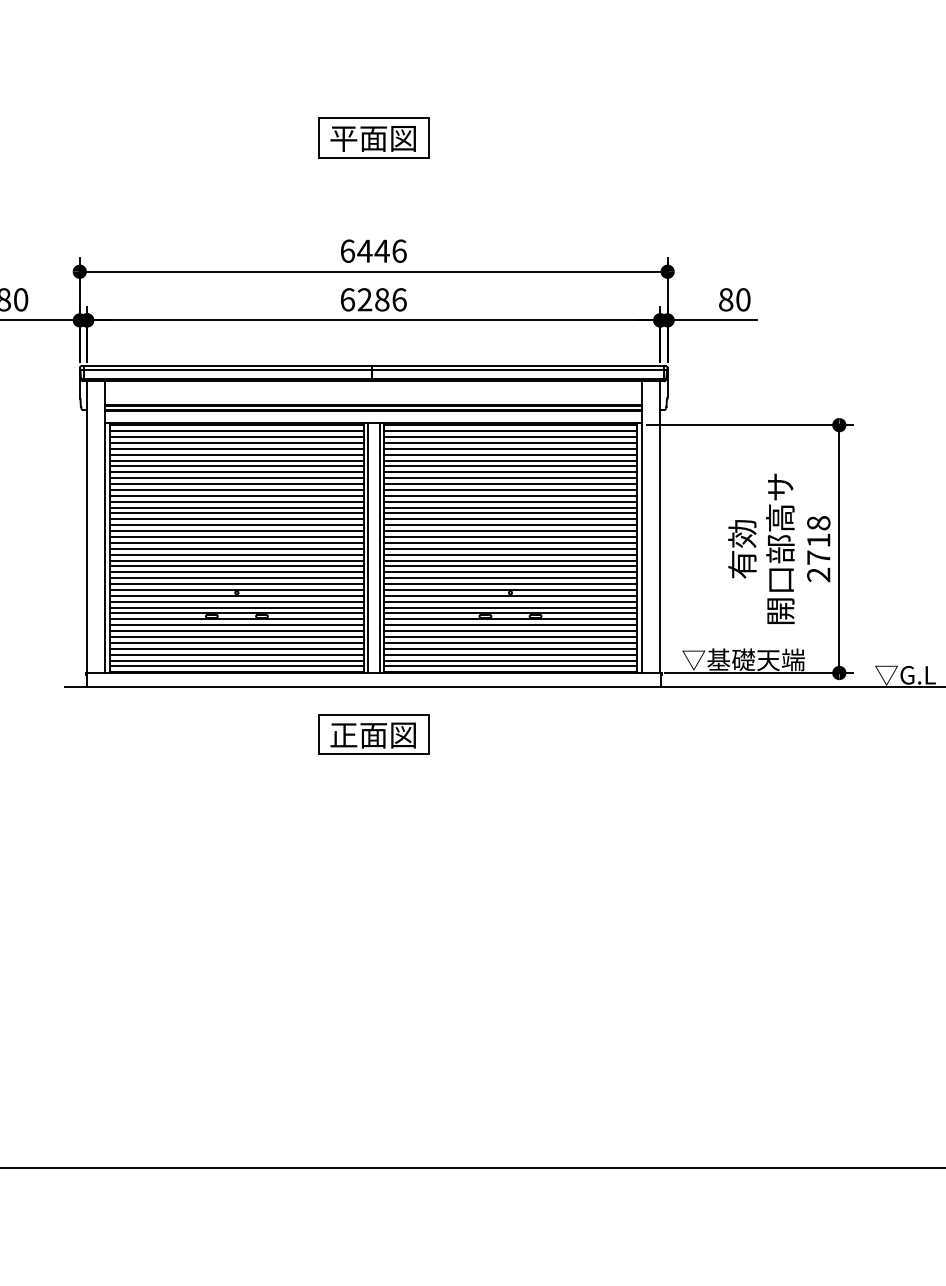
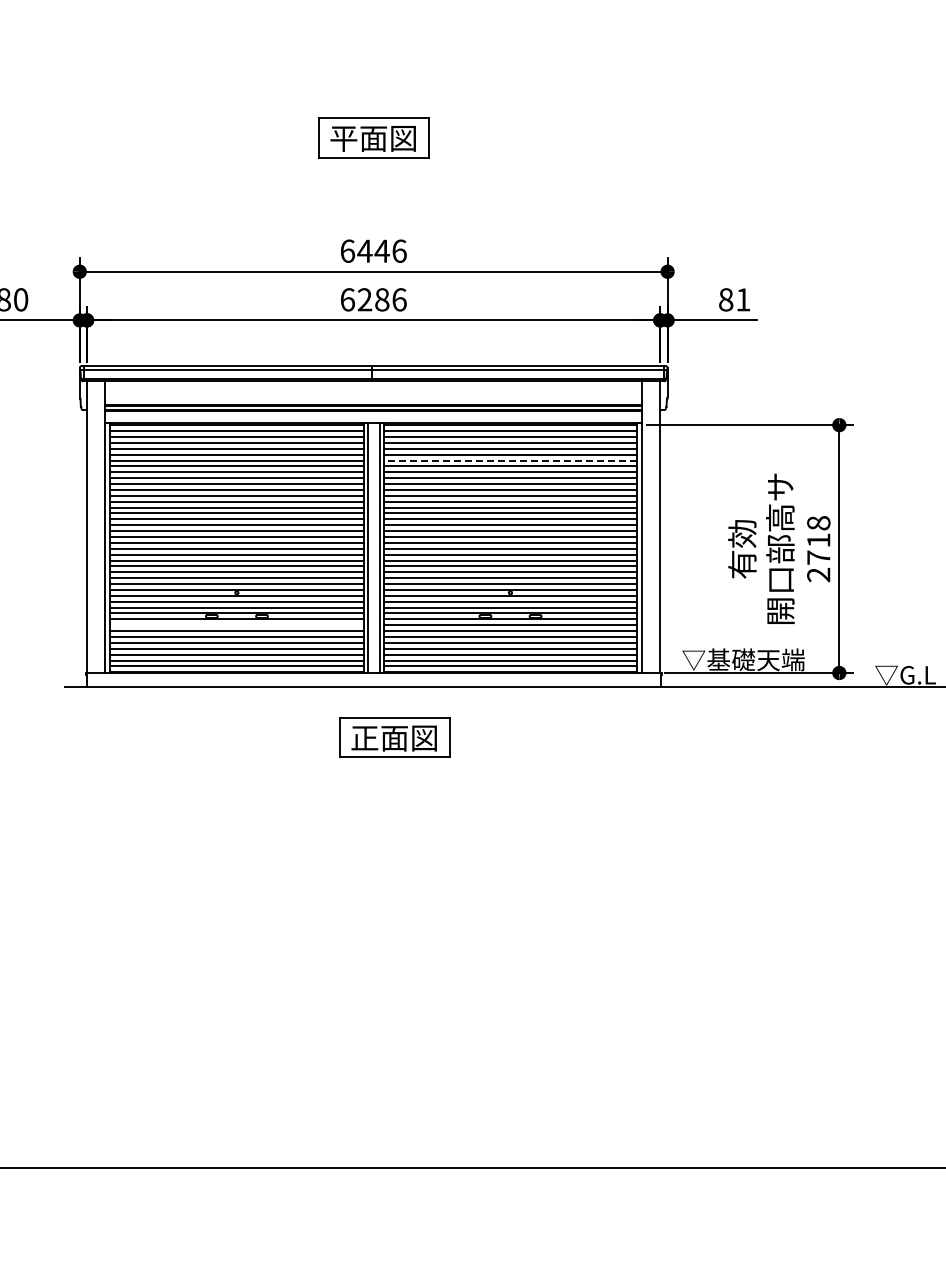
text: 80 -> 81 (743, 299)
line: solid -> dashed (510, 460)
line: present -> none (236, 625)
part position: (373, 734) -> (394, 737) (394, 737)
